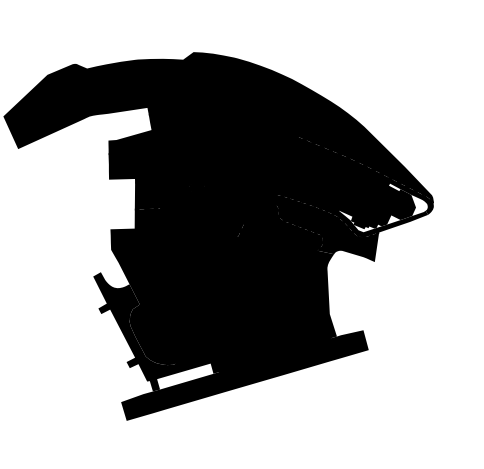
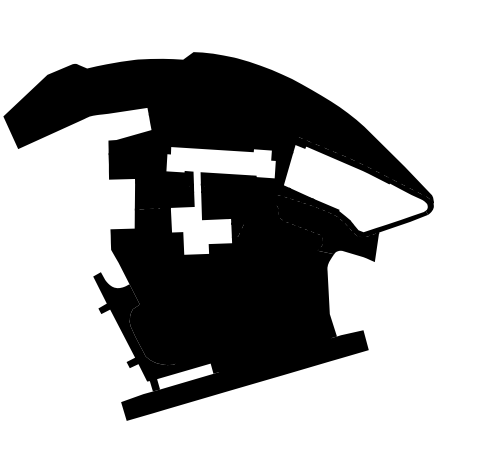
fill: present -> none (349, 186)
fill: present -> none (220, 200)
